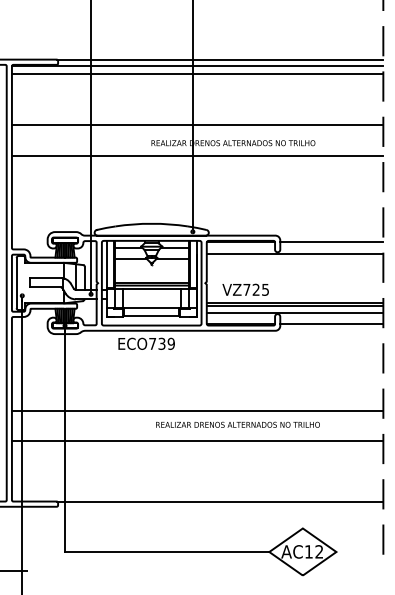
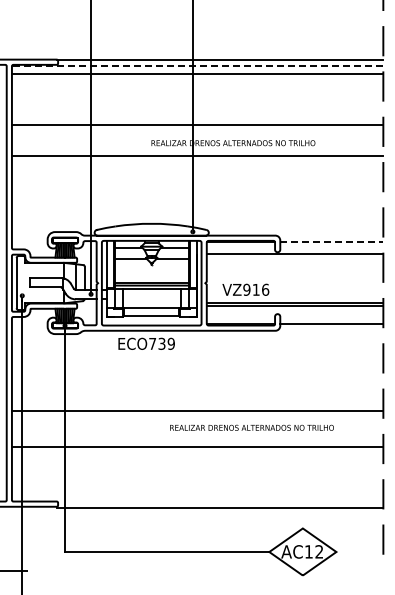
line: solid -> dashed (197, 65)
line: solid -> dashed (331, 242)
text: VZ725 -> VZ916 (256, 289)
line: present -> none (294, 312)
text position: (237, 424) -> (251, 427) (251, 427)
line position: (197, 441) -> (197, 447) (197, 447)
line position: (219, 501) -> (219, 507) (219, 507)
